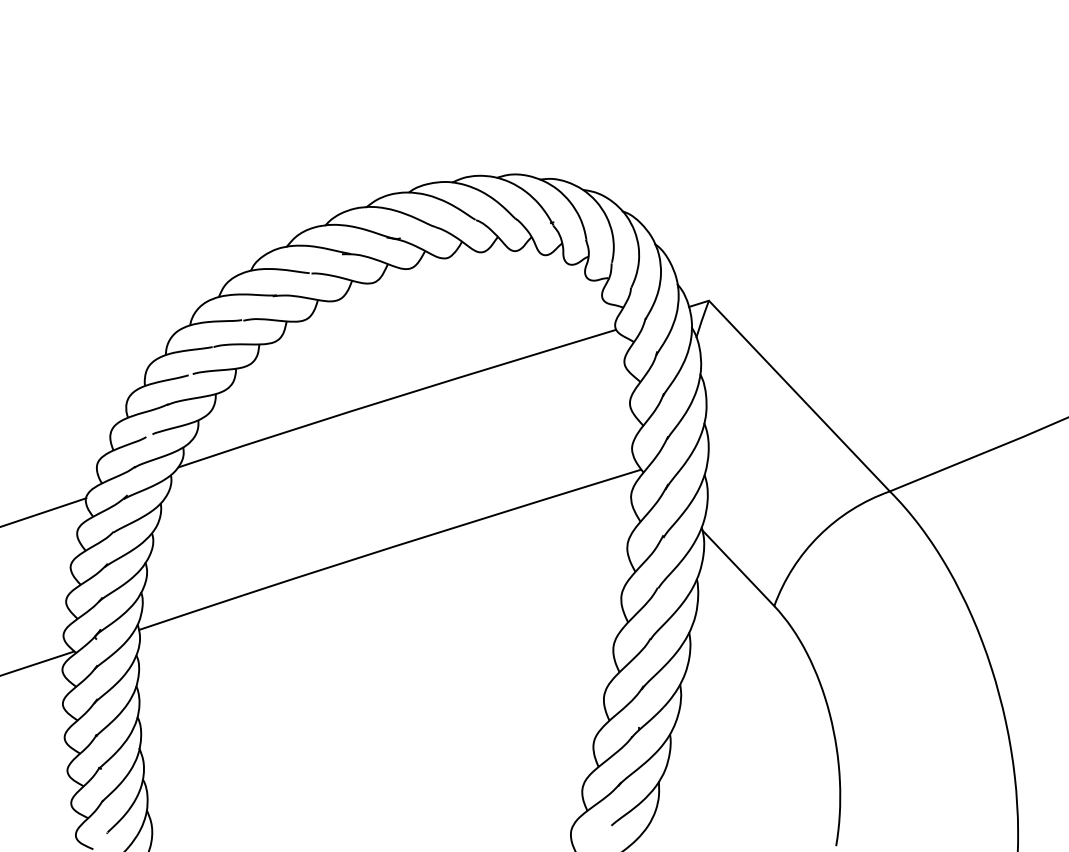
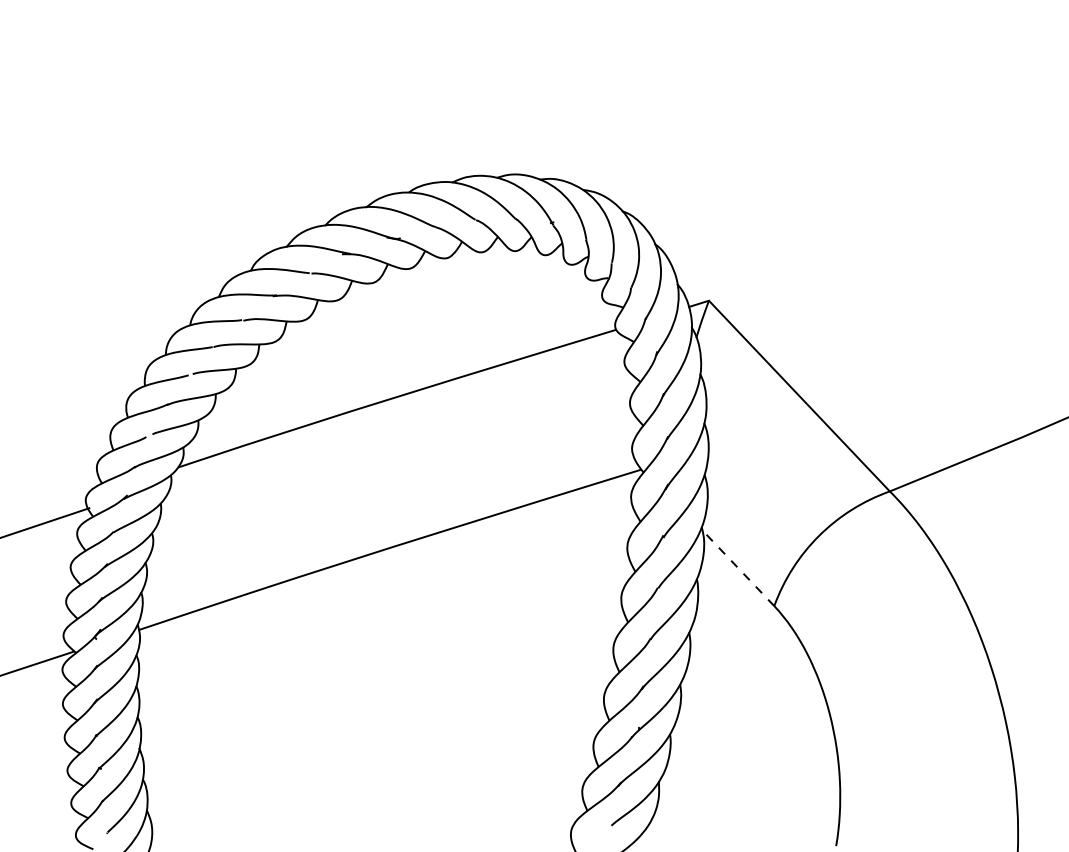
line position: (44, 512) -> (45, 522) (45, 522)
line: solid -> dashed (738, 567)
